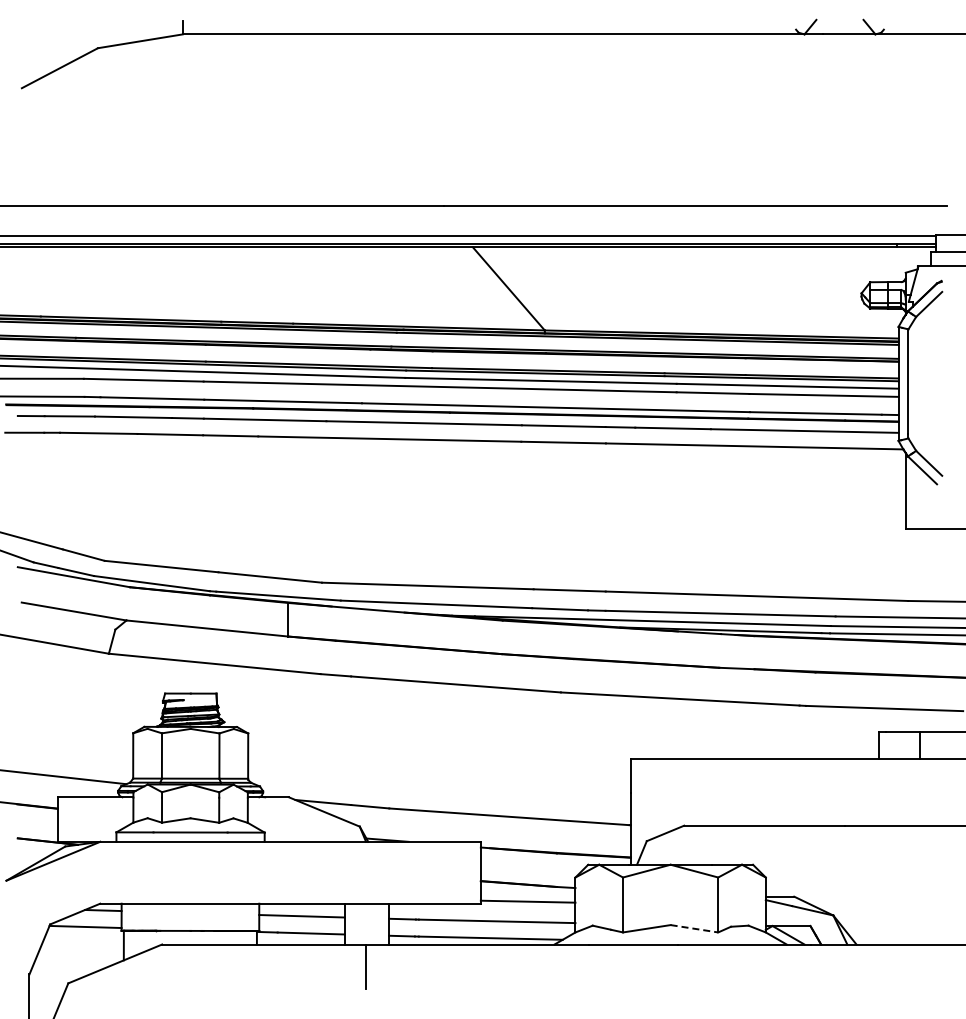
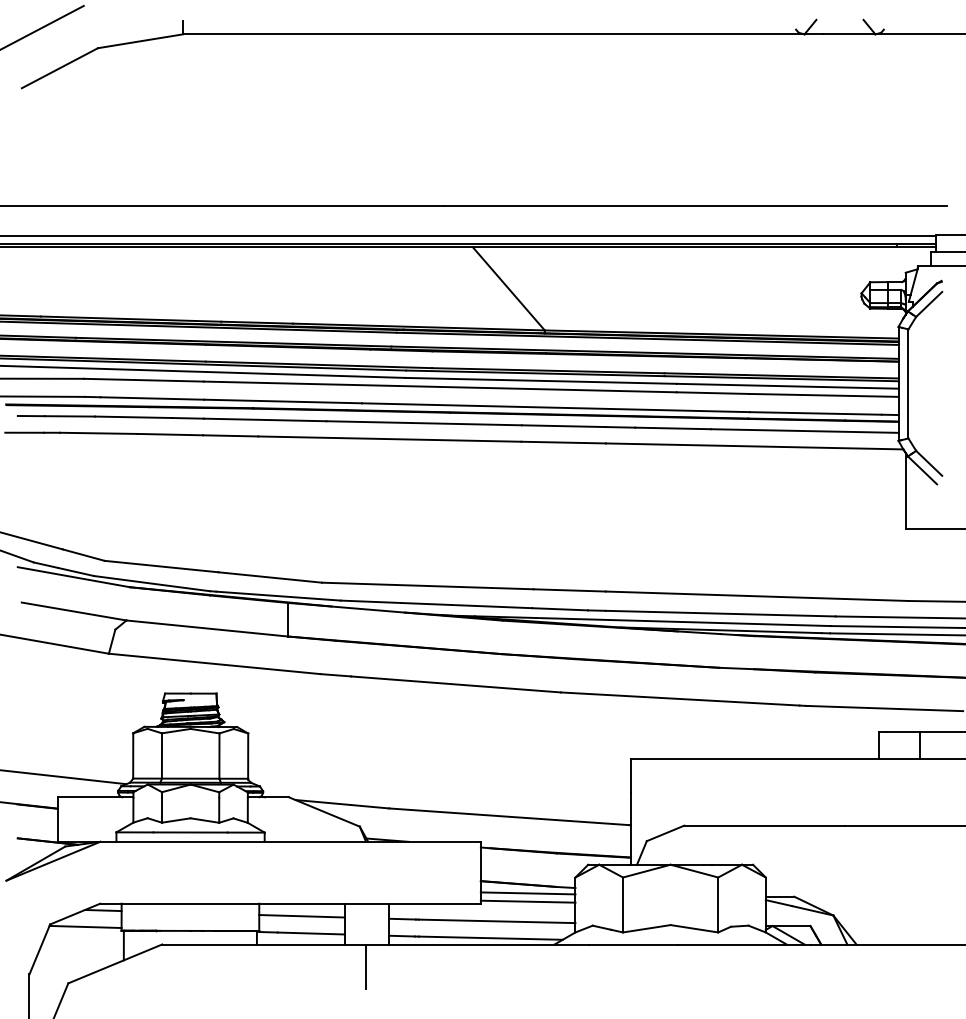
line: none -> present (42, 26)
line: none -> present (527, 893)
line: dashed -> solid (694, 928)
